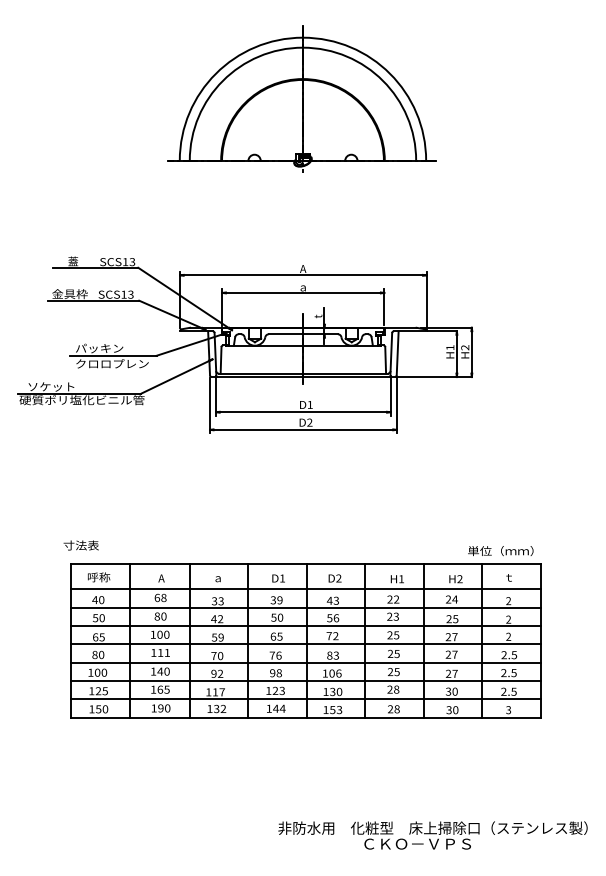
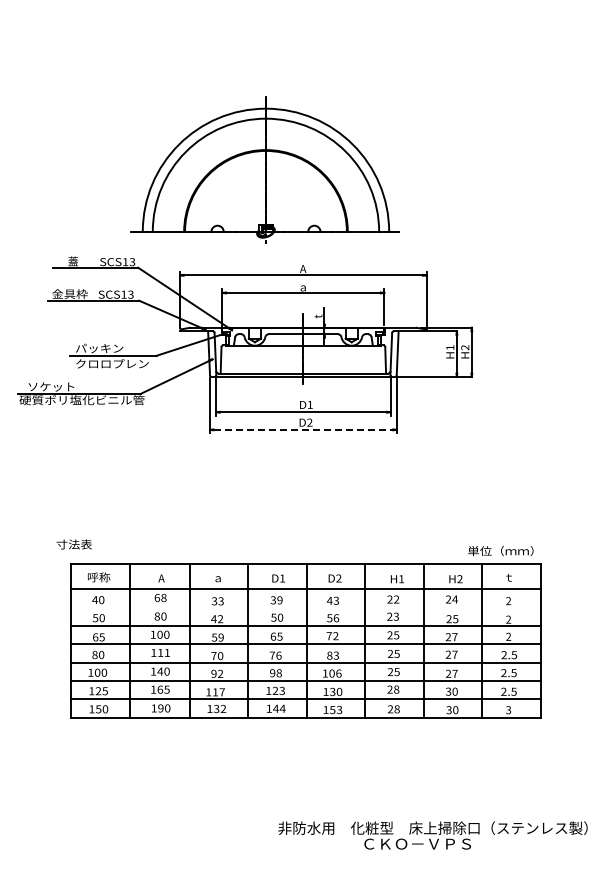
part position: (301, 98) -> (264, 169) (264, 169)
line: solid -> dashed (302, 429)
text position: (80, 545) -> (73, 544) (73, 544)
line: present -> none (305, 607)
